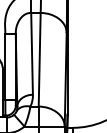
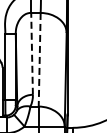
line: solid -> dashed (32, 53)
line: solid -> dashed (39, 59)
